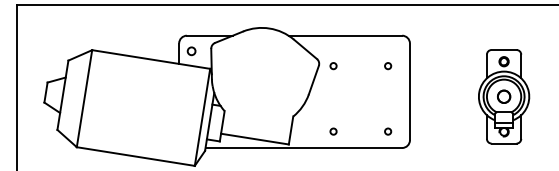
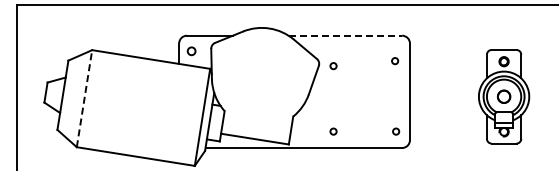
line: solid -> dashed (345, 35)
circle position: (388, 66) -> (395, 61) (395, 61)
line: solid -> dashed (84, 98)
circle position: (388, 131) -> (396, 131) (396, 131)
